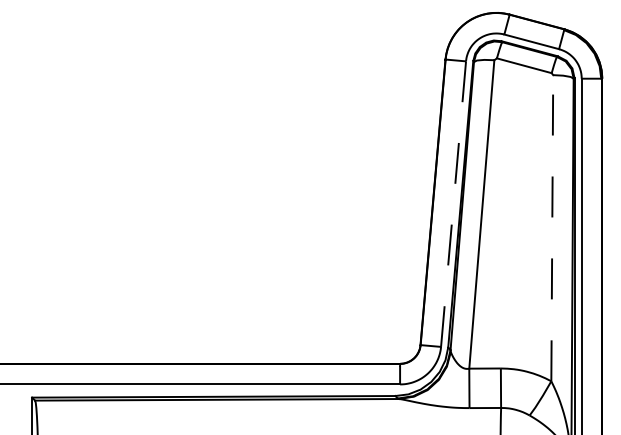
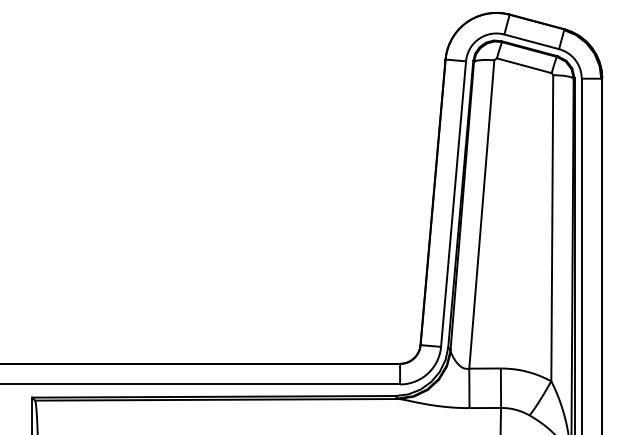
line: dashed -> solid (453, 204)
line: dashed -> solid (552, 227)
